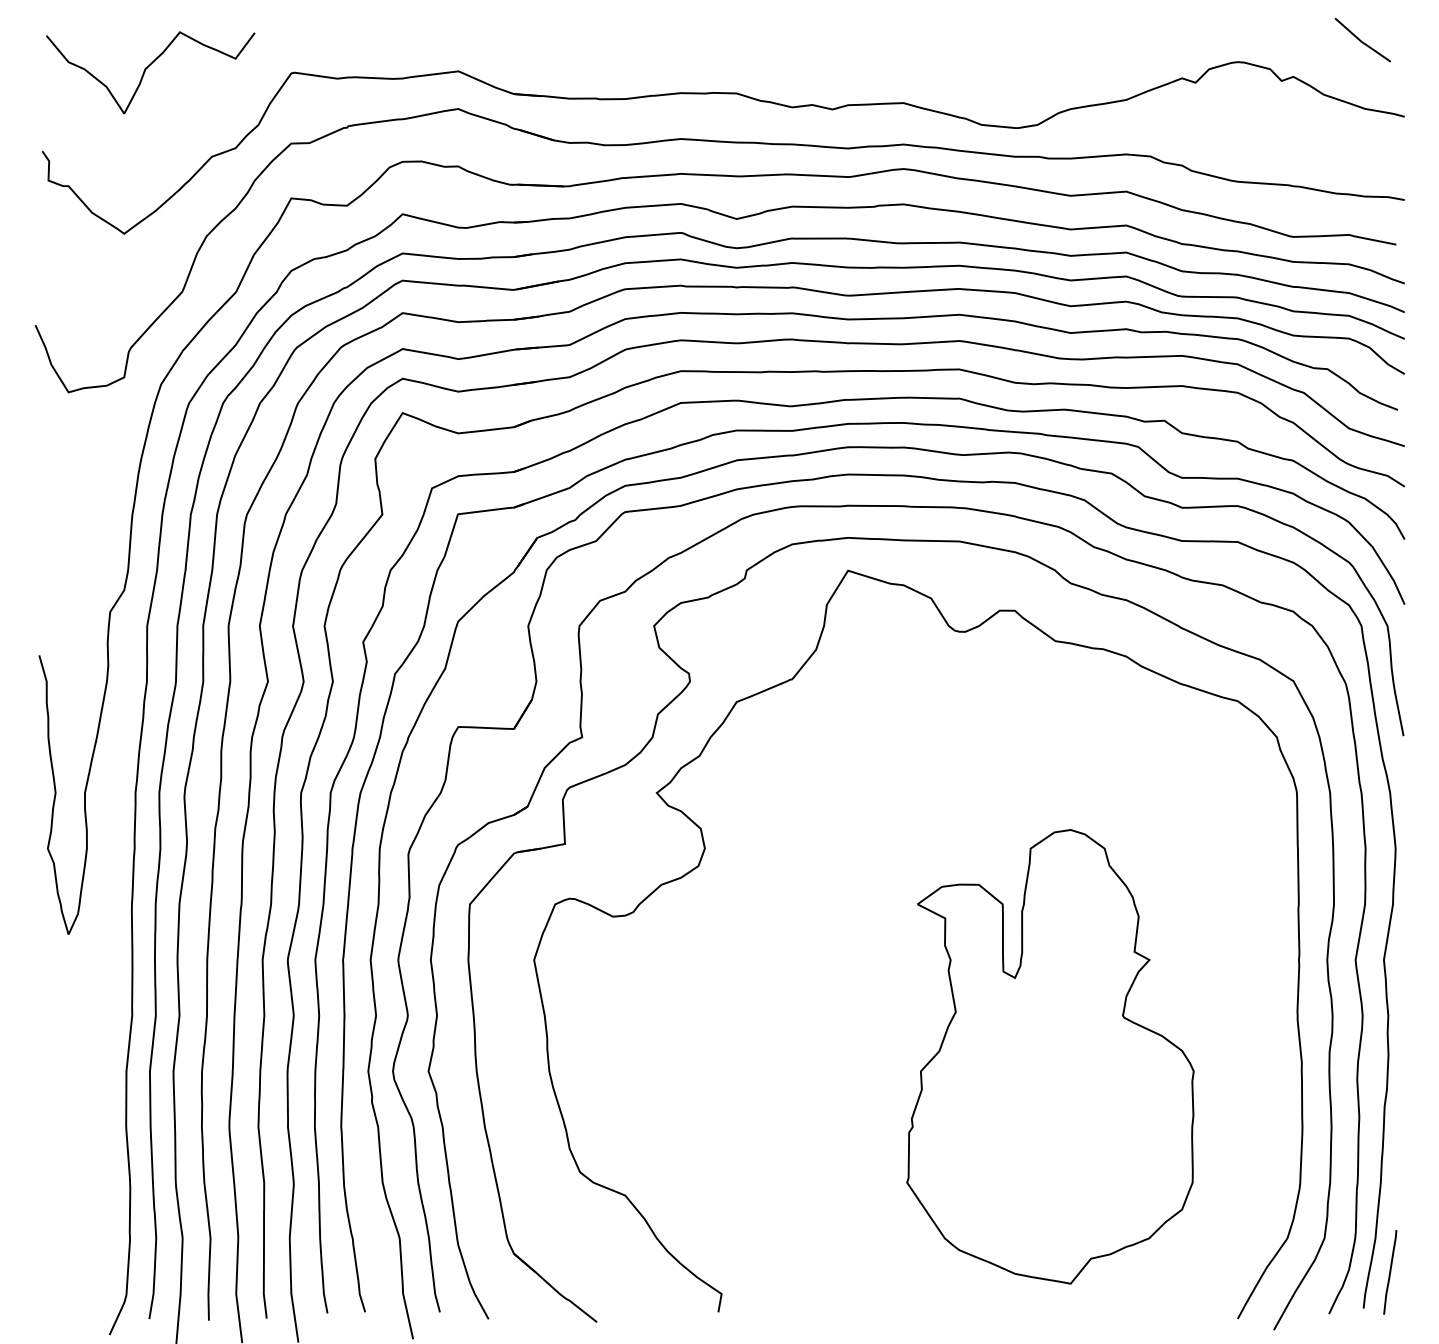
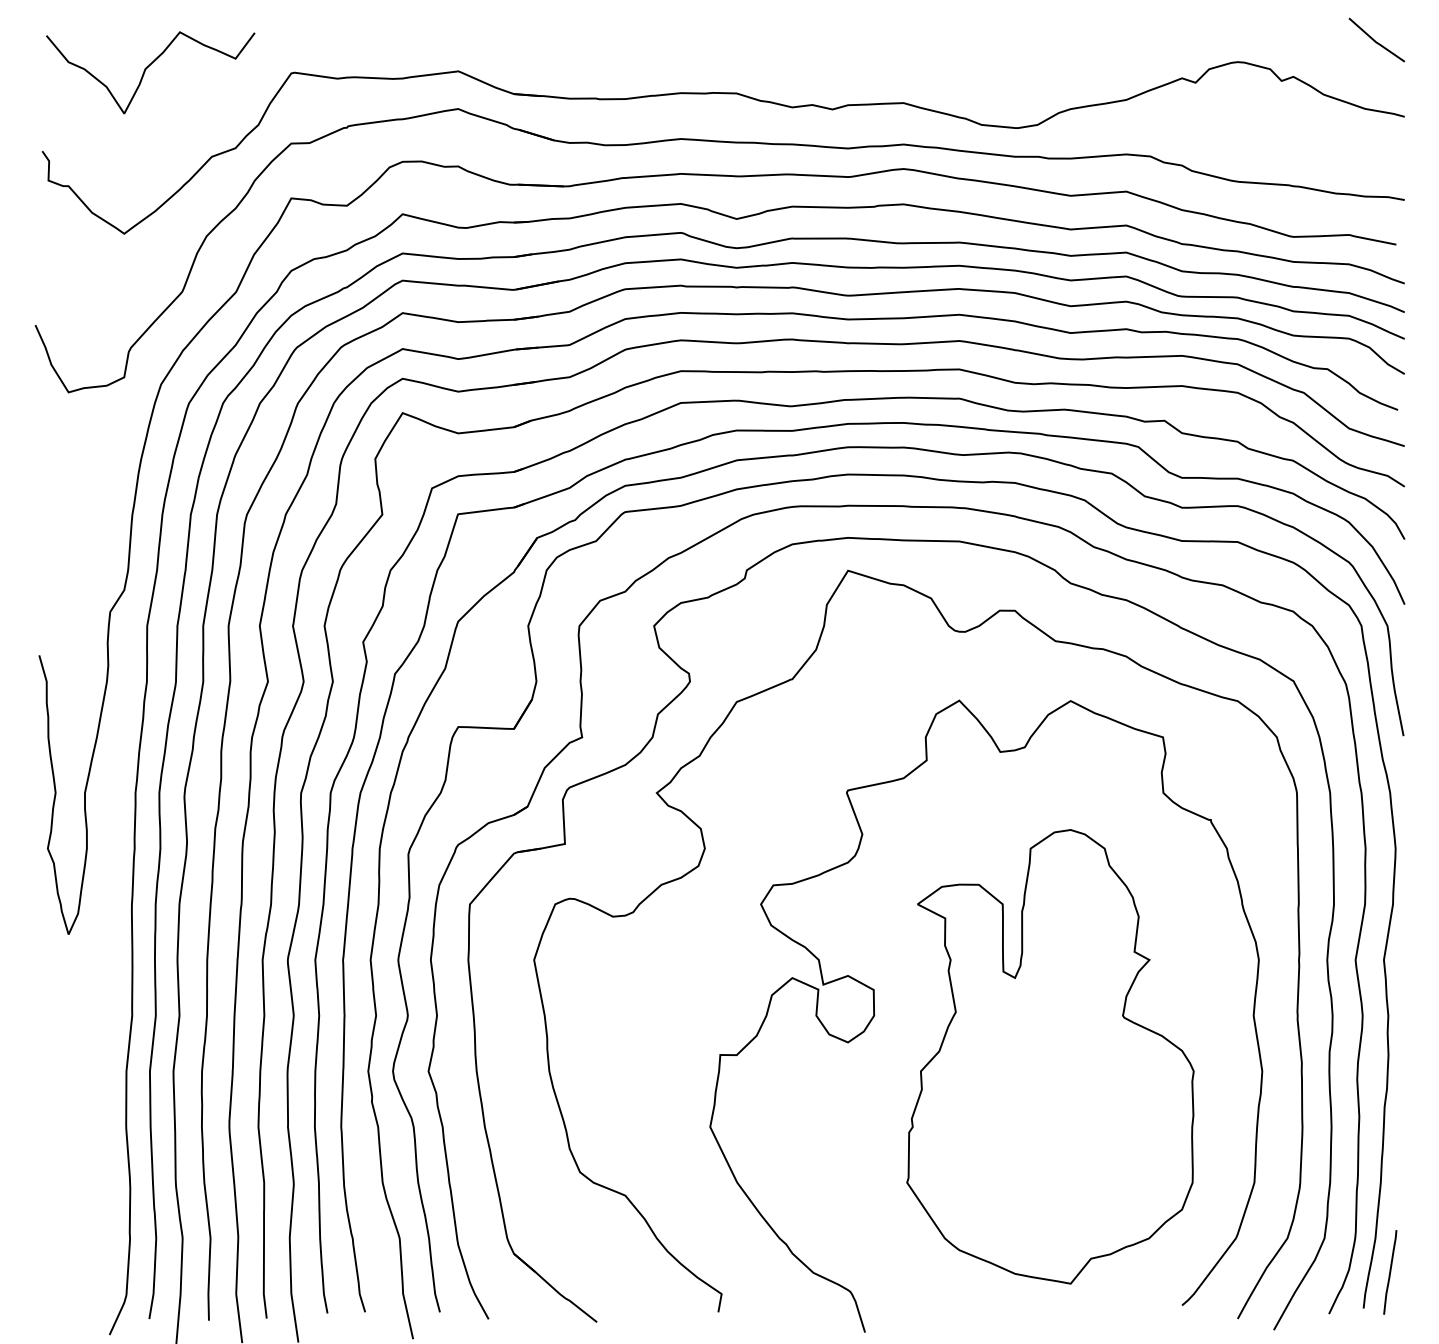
line position: (1361, 40) -> (1375, 40) (1375, 40)
curve: none -> present (874, 1015)
